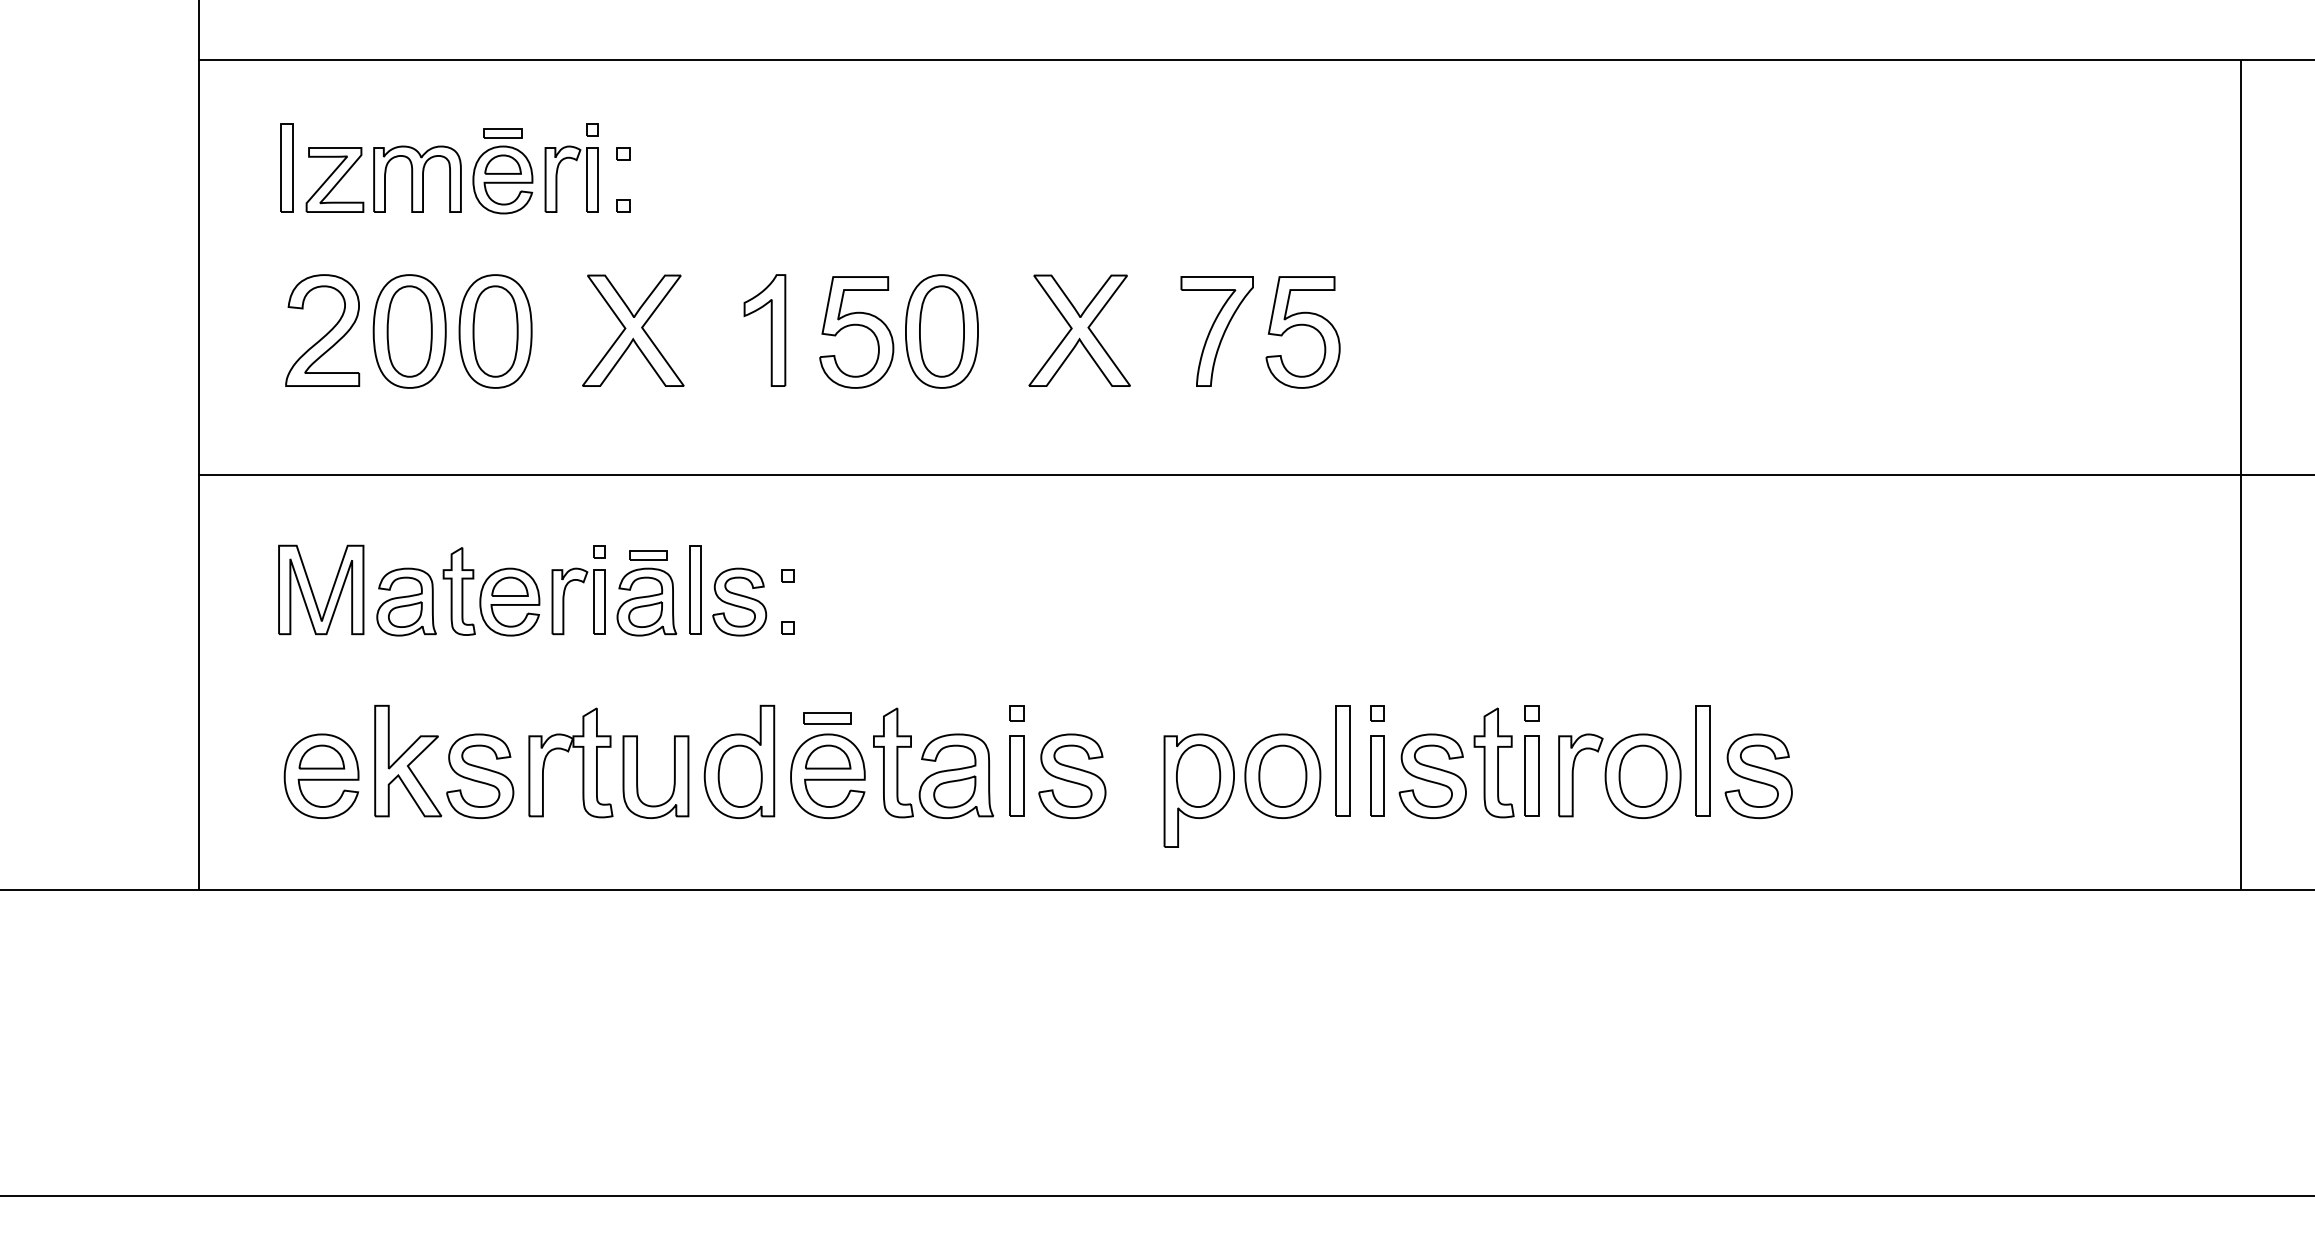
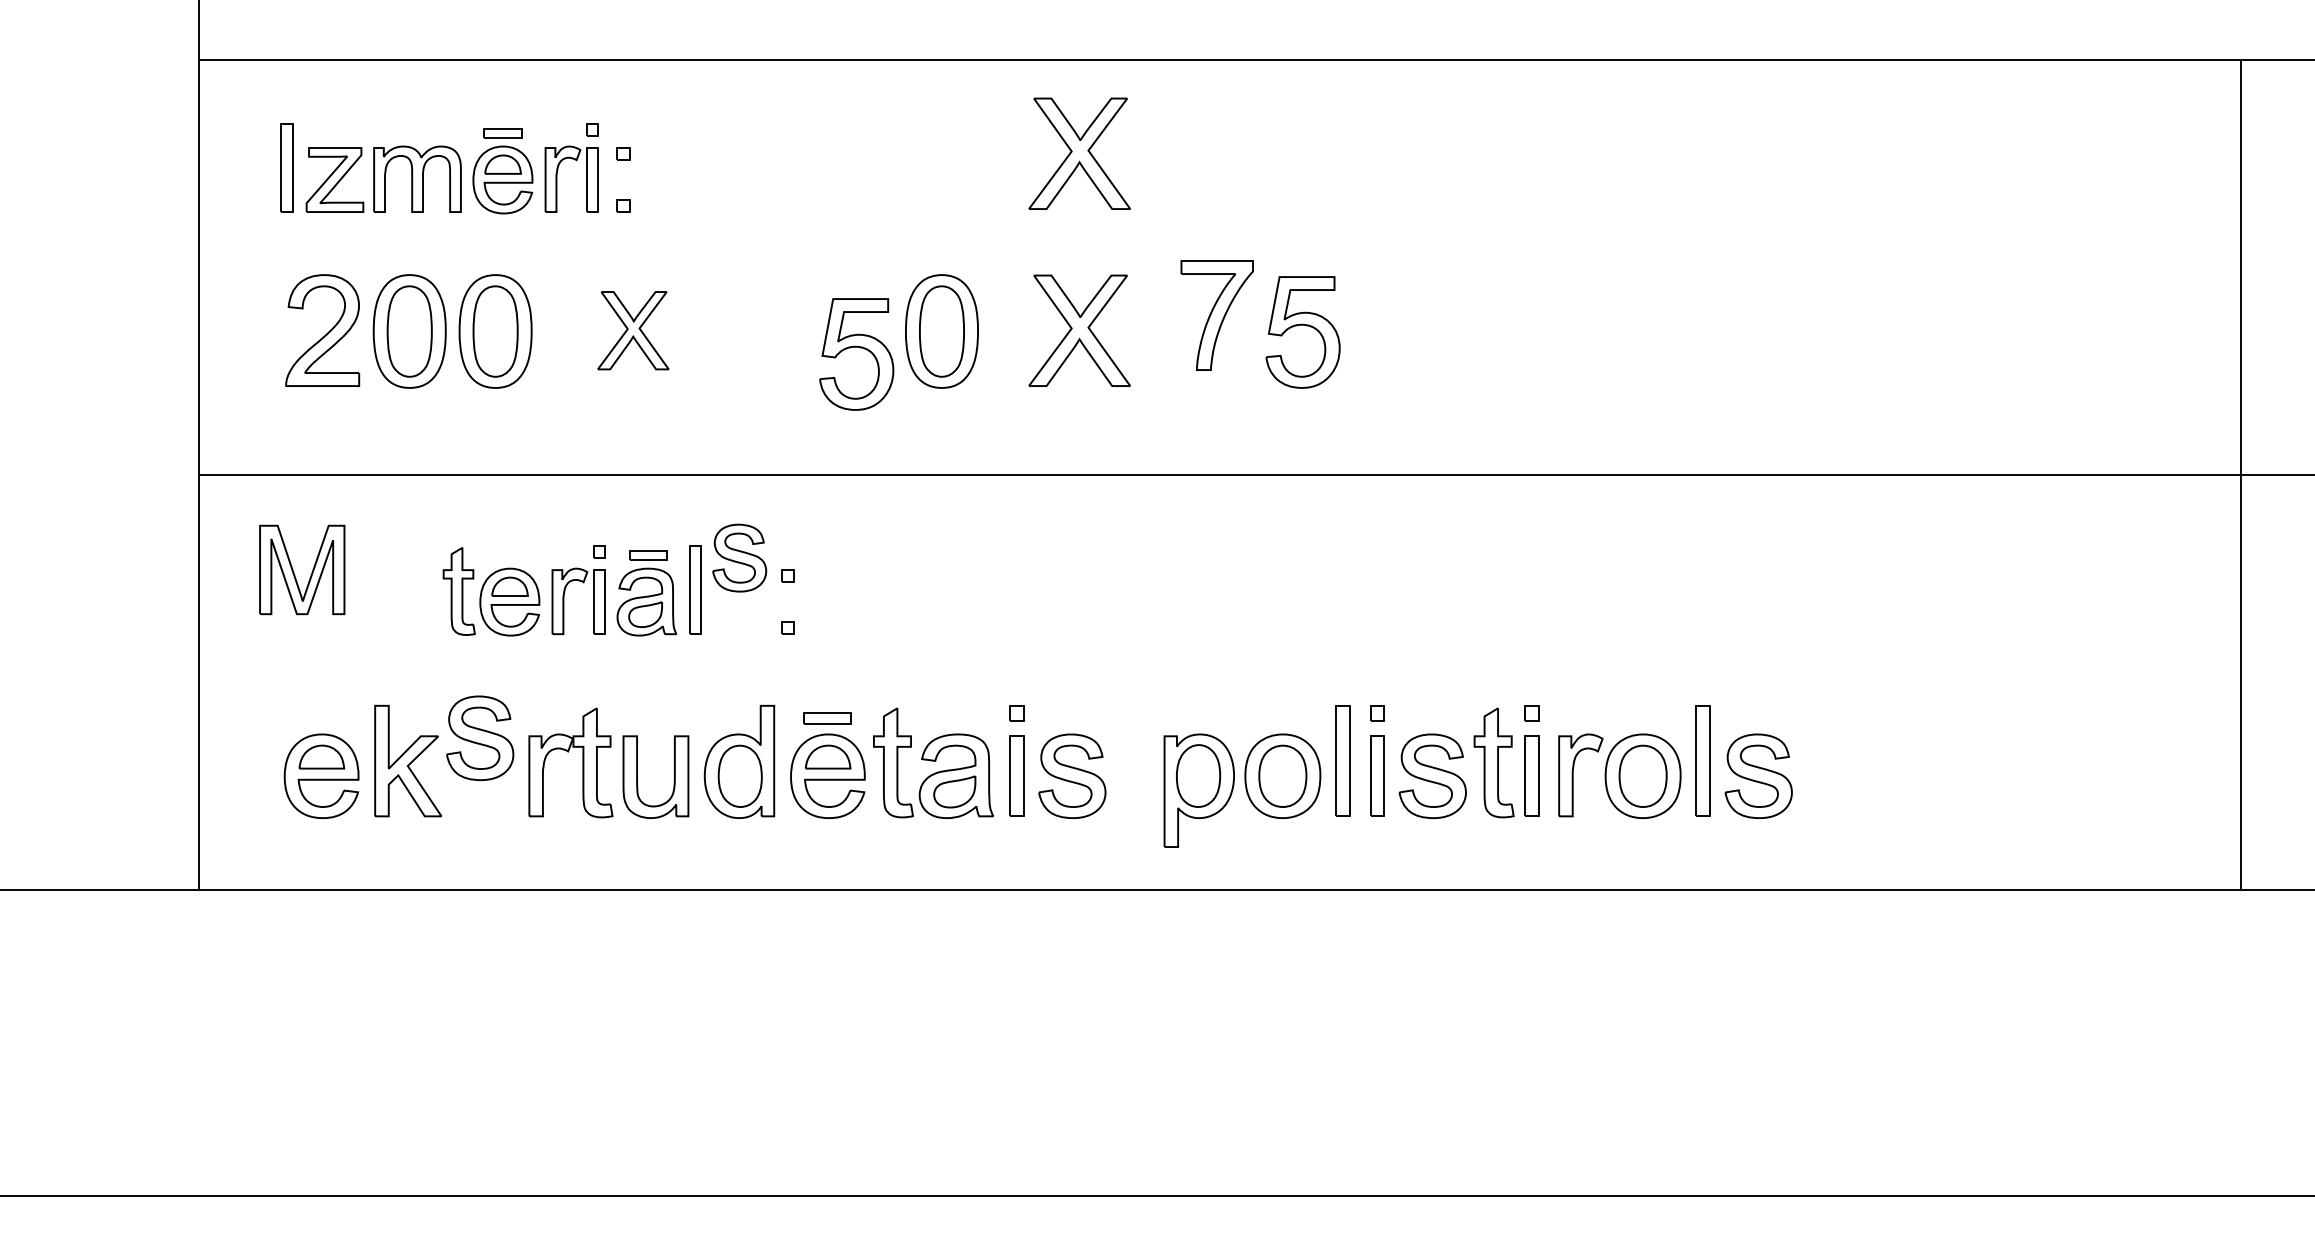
part: none -> present (1079, 153)
part position: (856, 325) -> (856, 347) (856, 347)
part size: 103x113 px -> 73x80 px (633, 330)
part: present -> none (764, 330)
part position: (1216, 331) -> (1216, 315) (1216, 315)
part position: (313, 592) -> (294, 572) (294, 572)
part: present -> none (406, 601)
part position: (739, 601) -> (739, 557) (739, 557)
part position: (480, 775) -> (480, 737) (480, 737)
